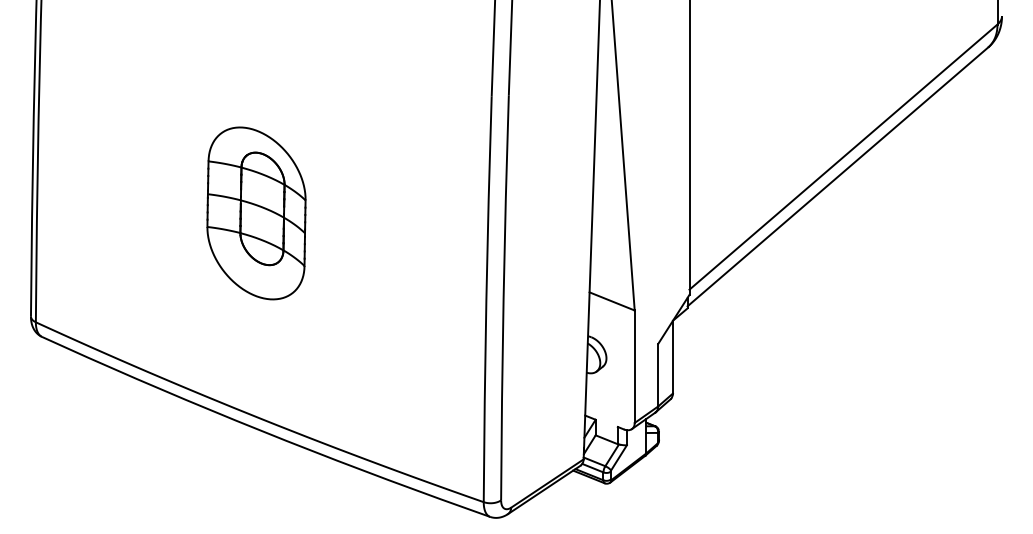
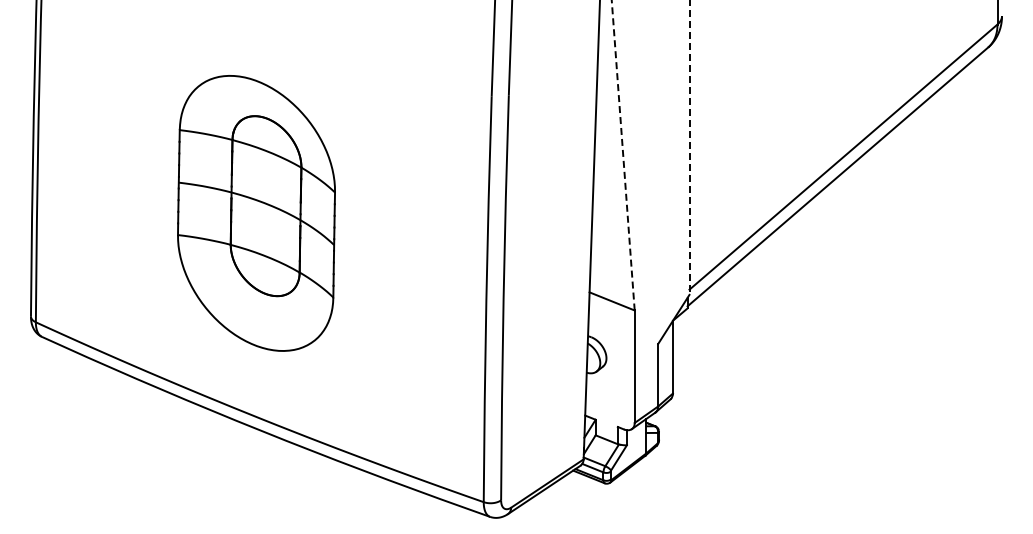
line: solid -> dashed (689, 147)
line: solid -> dashed (623, 155)
part size: 101x175 px -> 159x277 px (256, 213)
